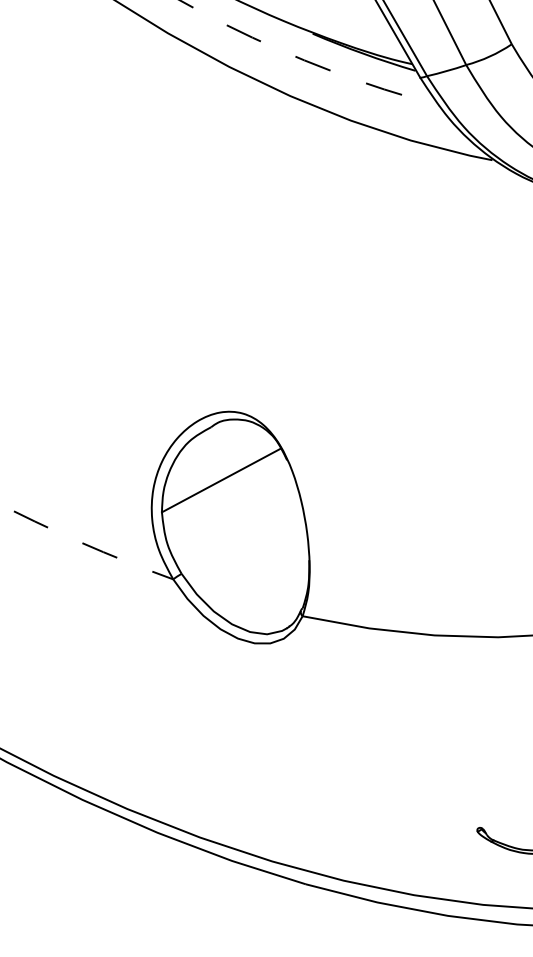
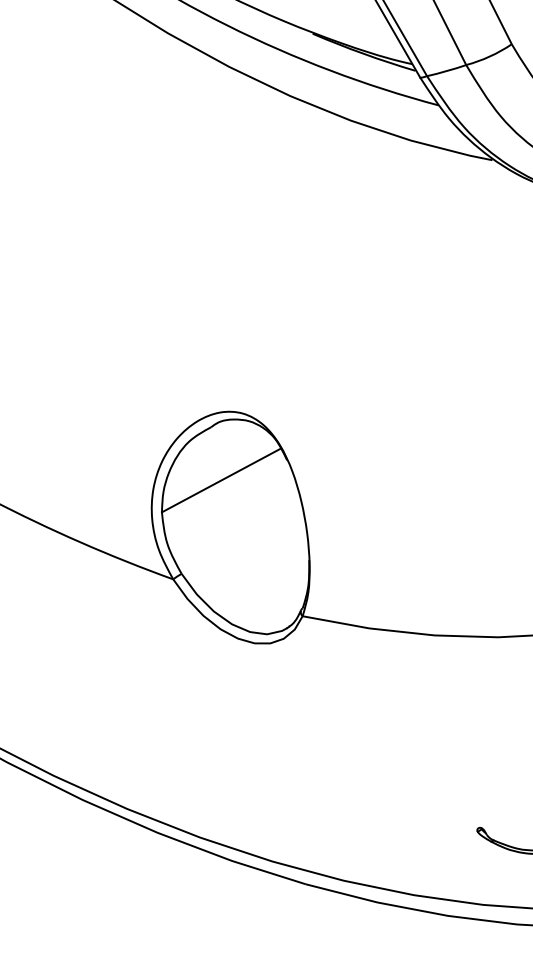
arc: dashed -> solid (305, 60)
arc: dashed -> solid (85, 544)
